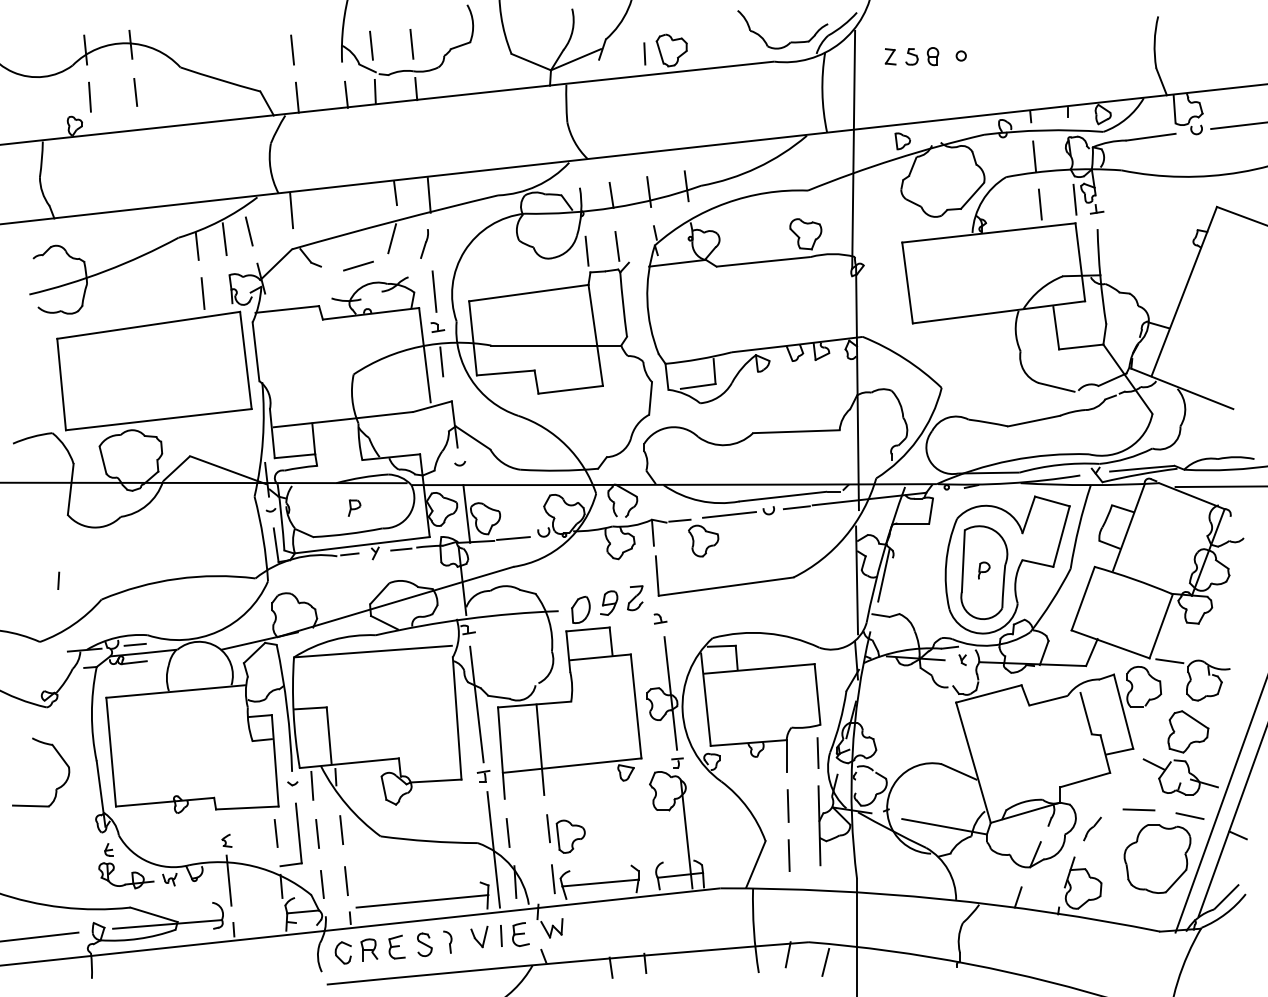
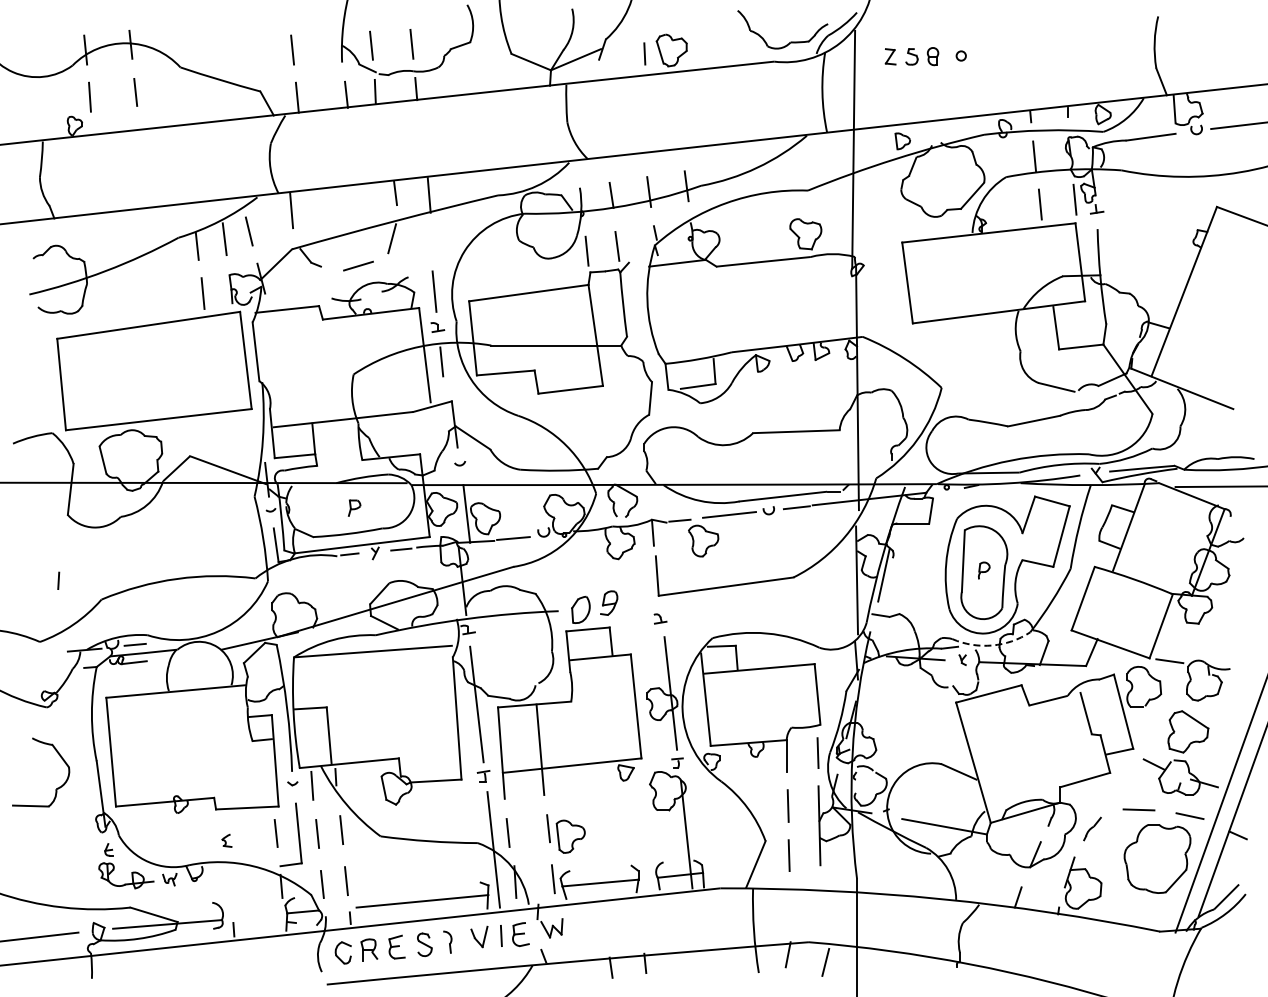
part: present -> none (424, 243)
part: present -> none (635, 598)
arc: solid -> dashed (992, 645)
line: present -> none (228, 880)
